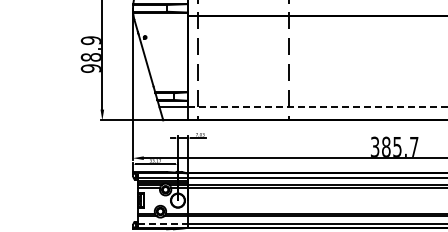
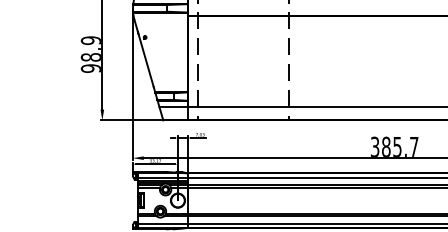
line: dashed -> solid (317, 107)
line: dashed -> solid (162, 223)
